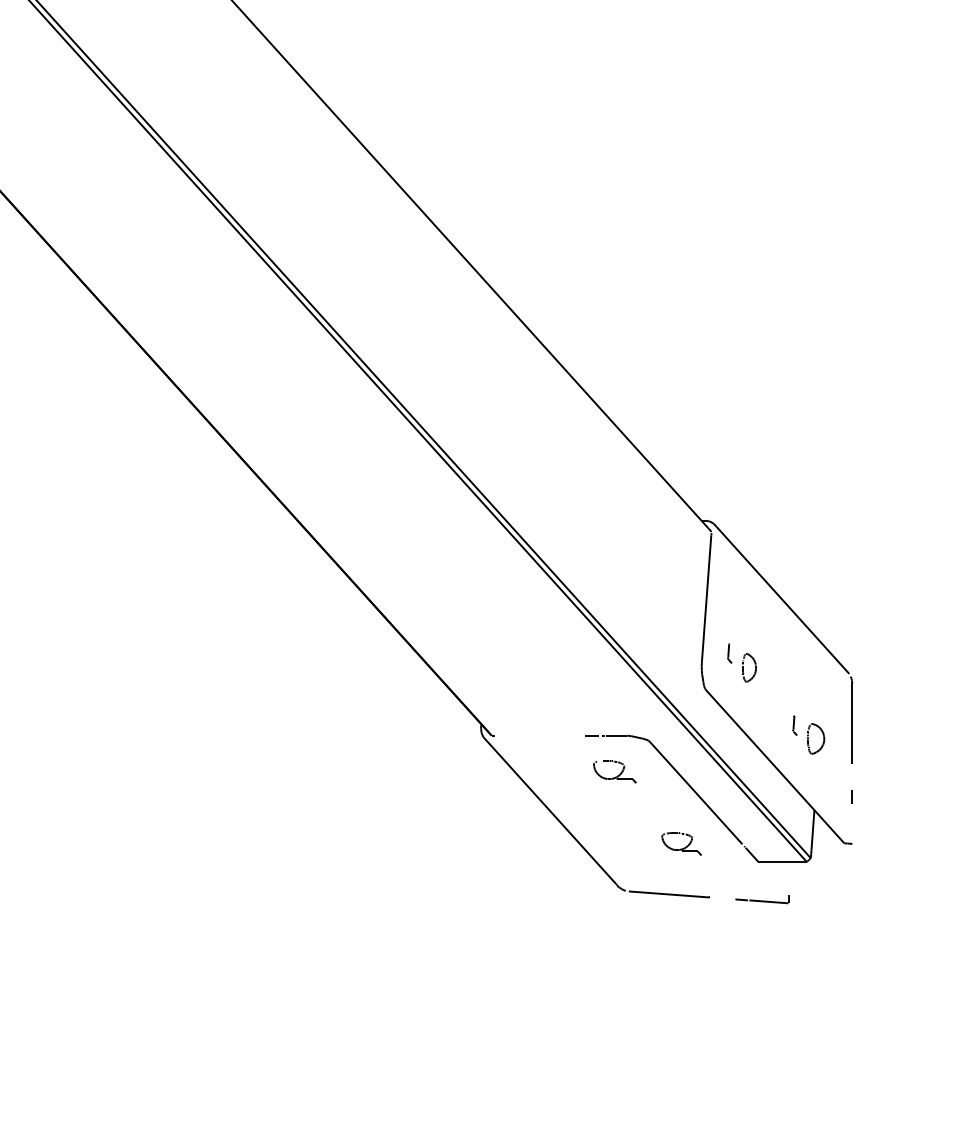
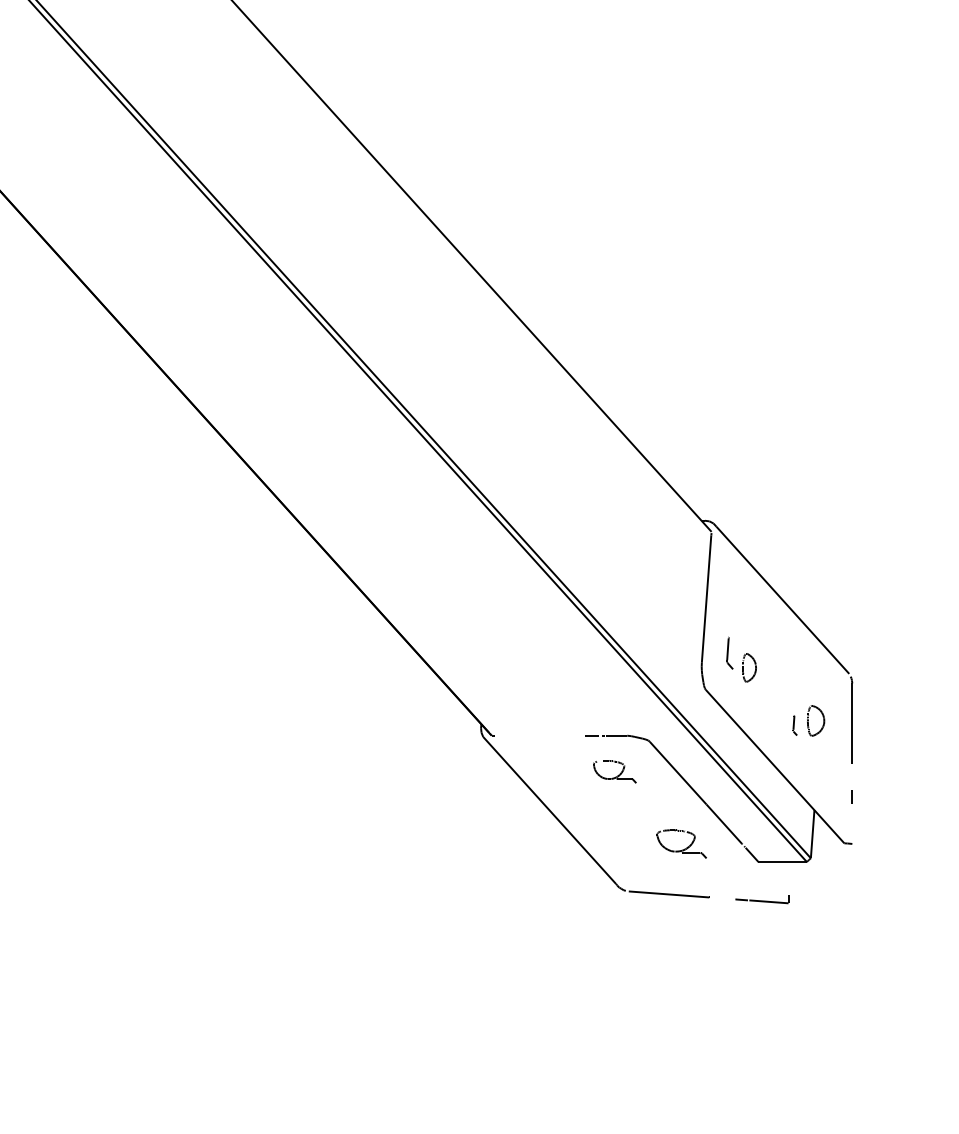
part size: 6x21 px -> 8x34 px (729, 652)
part position: (823, 738) -> (823, 720) (823, 720)
part size: 41x24 px -> 51x30 px (681, 843)
